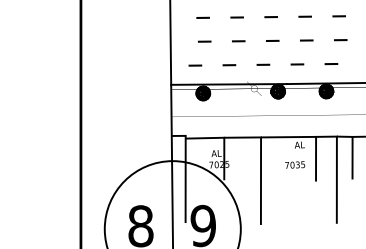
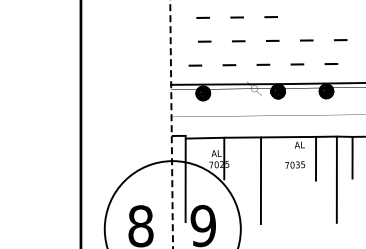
line: present -> none (304, 16)
line: present -> none (338, 16)
line: solid -> dashed (171, 124)
